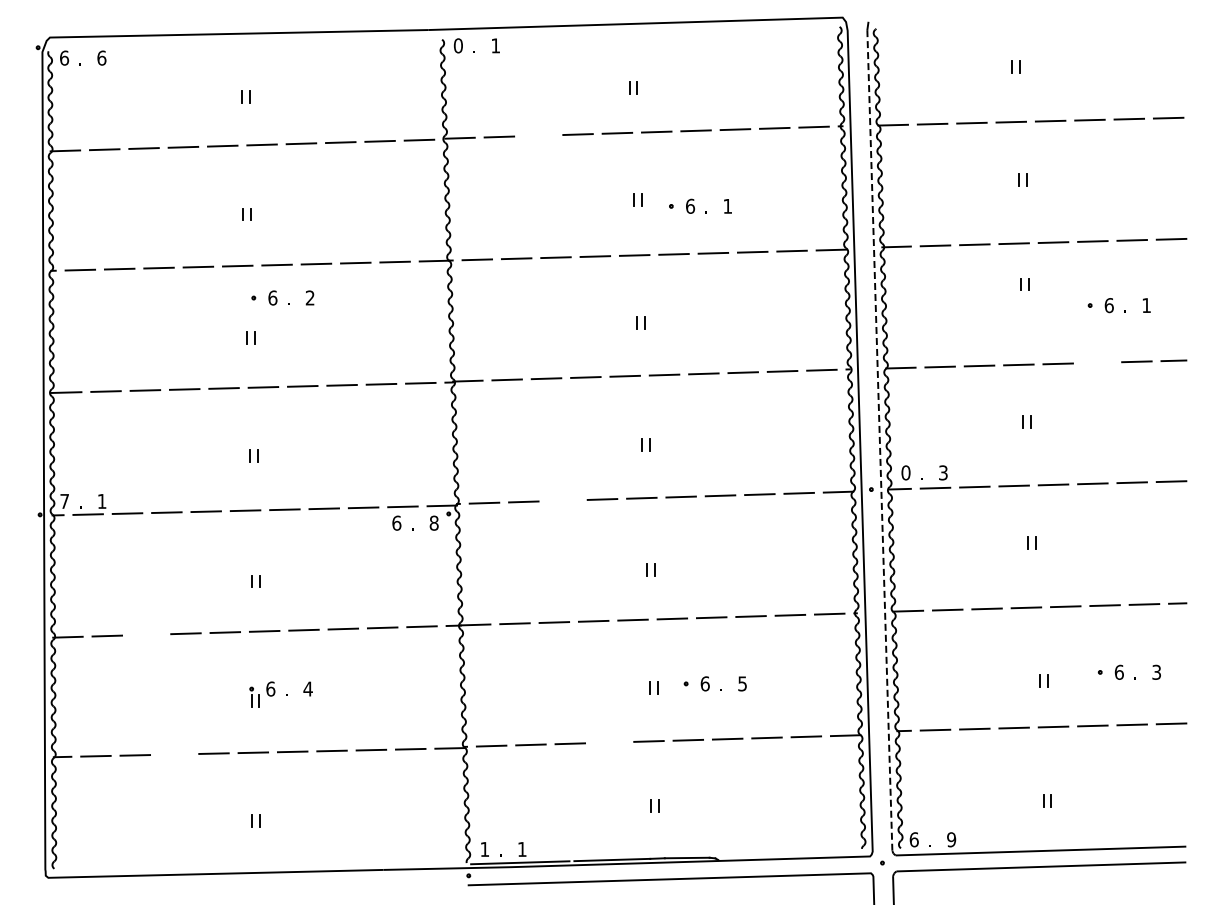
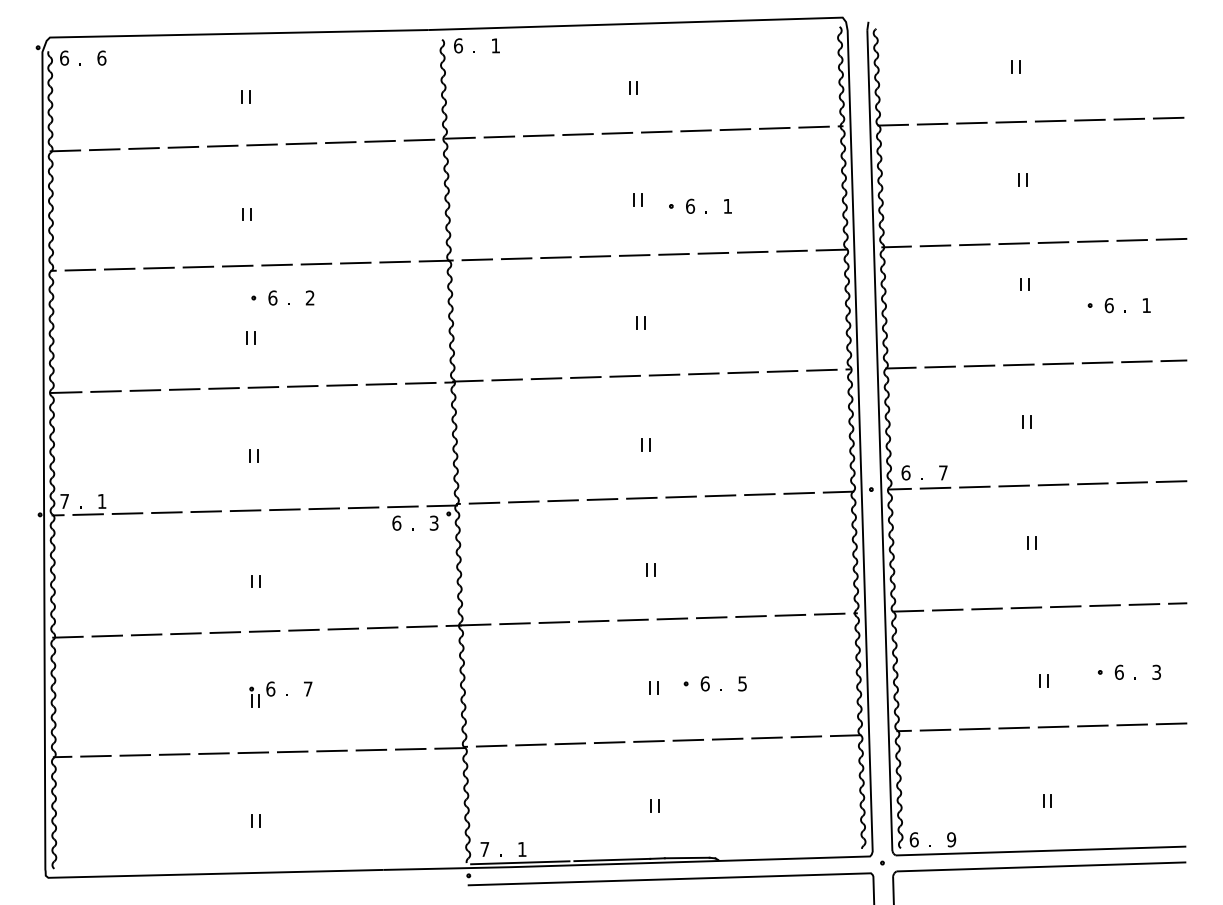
text: 0 -> 6 (458, 45)
line: none -> present (538, 135)
line: none -> present (1097, 362)
line: dashed -> solid (879, 440)
text: 0 -> 6 (905, 472)
text: 3 -> 7 (943, 472)
line: none -> present (562, 500)
text: 8 -> 3 (433, 522)
line: none -> present (146, 634)
text: 4 -> 7 (307, 688)
line: none -> present (609, 742)
line: none -> present (174, 754)
text: 1 -> 7 (484, 849)
